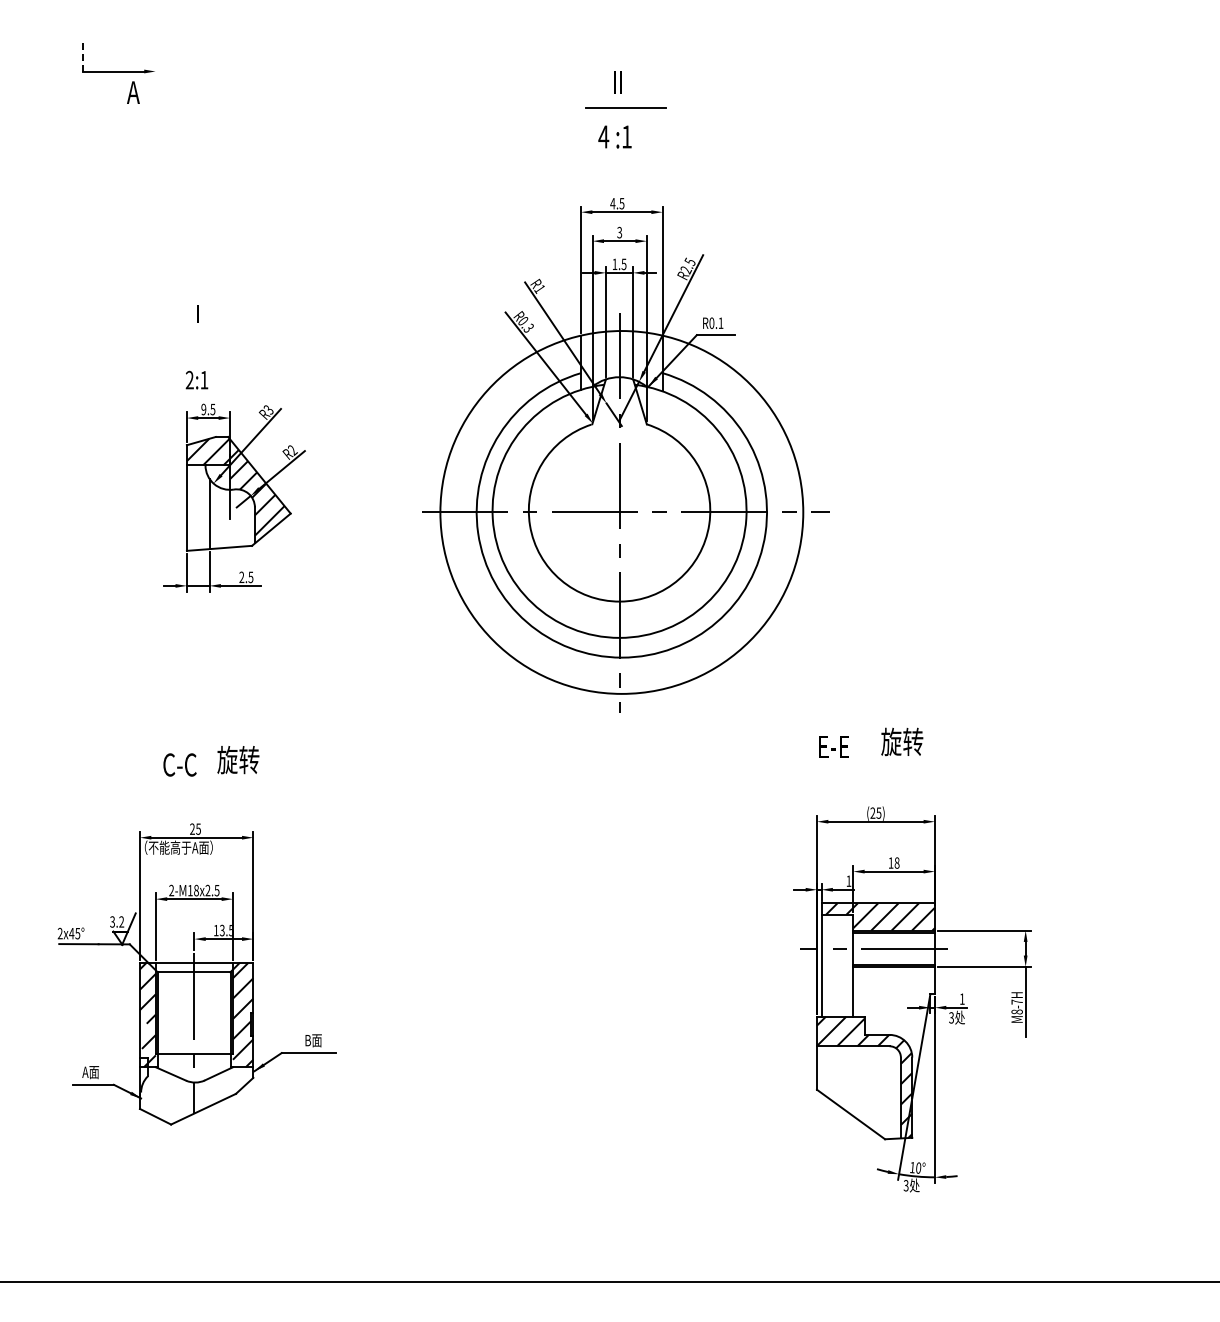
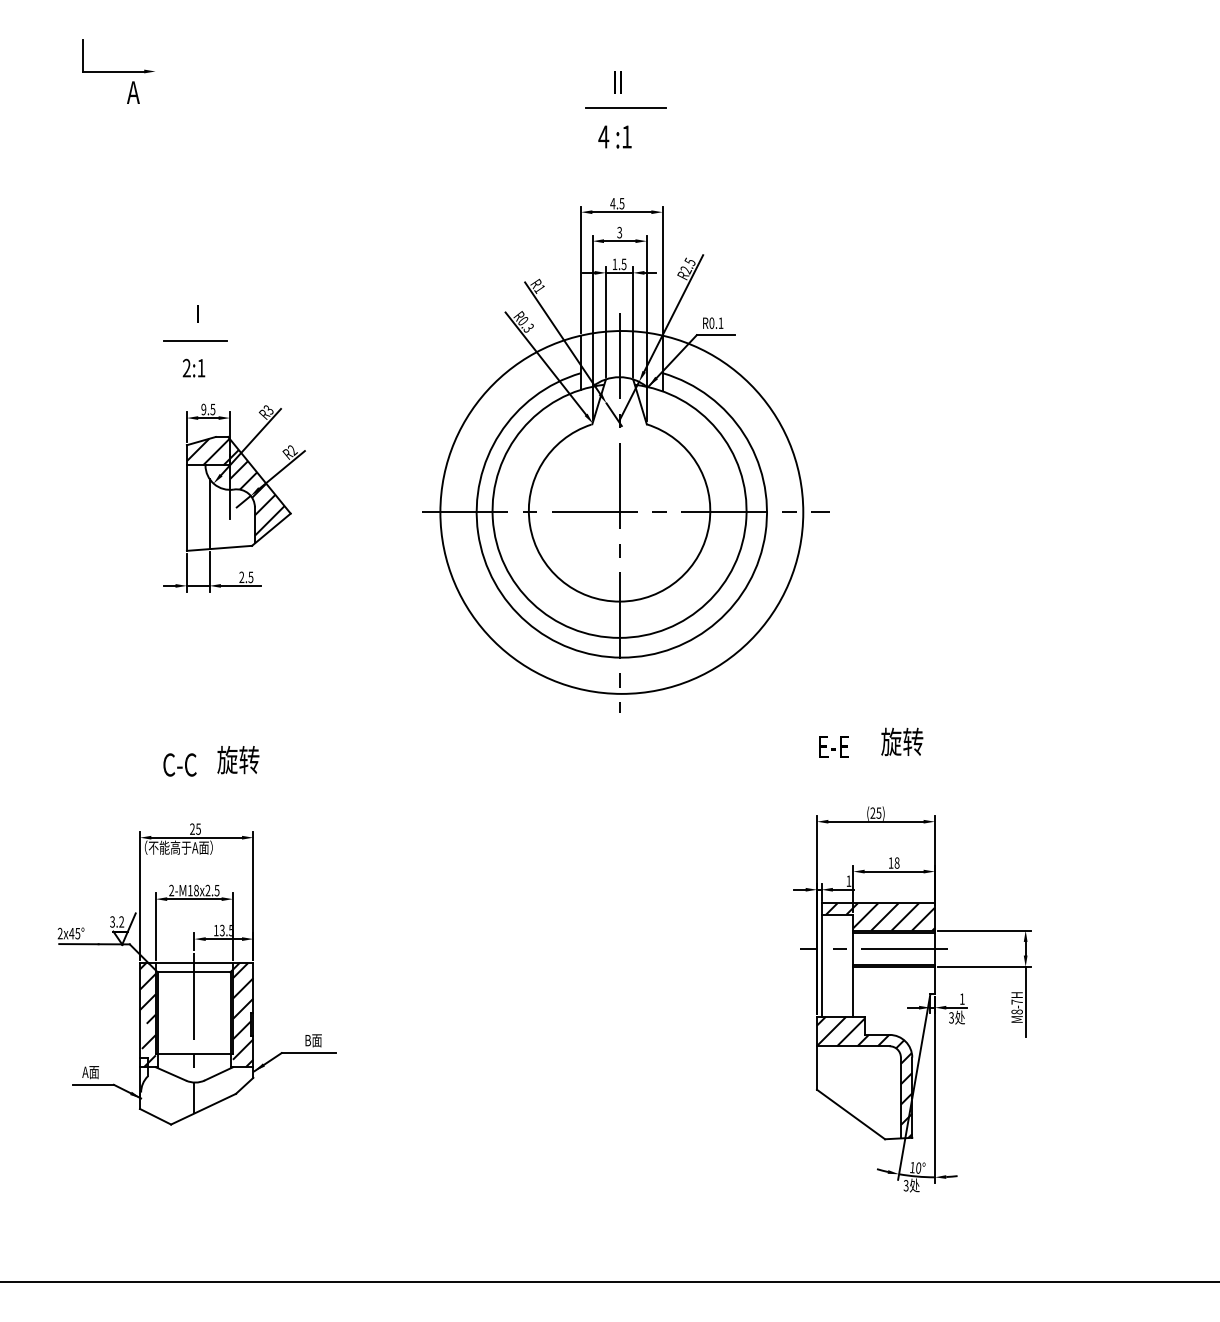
line: dashed -> solid (82, 55)
line: none -> present (195, 340)
text position: (196, 379) -> (193, 367) (193, 367)
